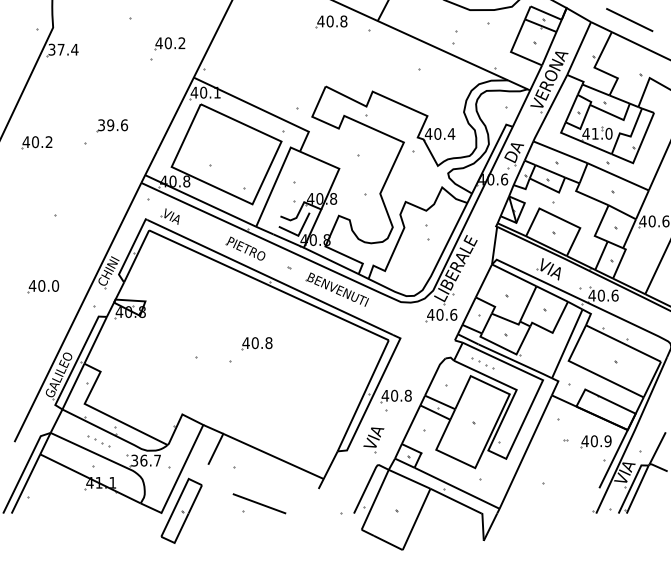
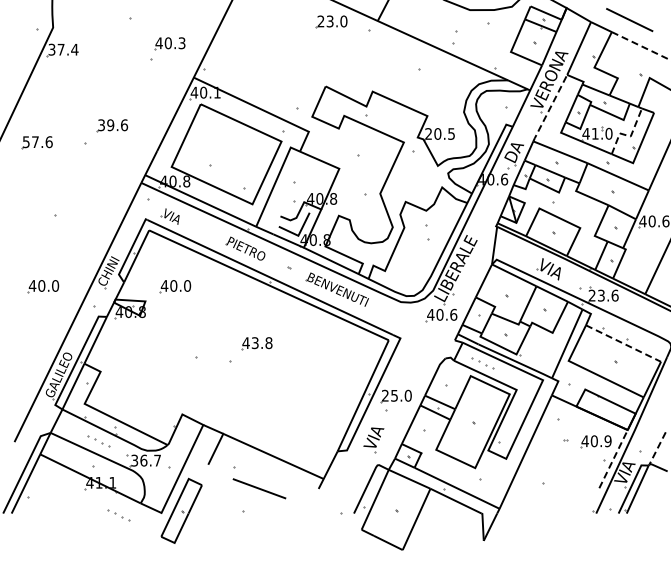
text: 40.8 -> 23.0 (332, 21)
text: 40.2 -> 40.3 (181, 43)
line: solid -> dashed (641, 46)
line: solid -> dashed (550, 108)
text: 40.4 -> 20.5 (439, 133)
line: solid -> dashed (628, 136)
text: 40.2 -> 57.6 (37, 142)
part: none -> present (175, 286)
text: 40.6 -> 23.6 (596, 295)
text: 40.8 -> 43.8 (254, 343)
line: solid -> dashed (623, 343)
text: 40.8 -> 25.0 (396, 395)
line: solid -> dashed (657, 448)
line: solid -> dashed (613, 458)
line position: (259, 503) -> (259, 488) (259, 488)
part: none -> present (118, 515)
